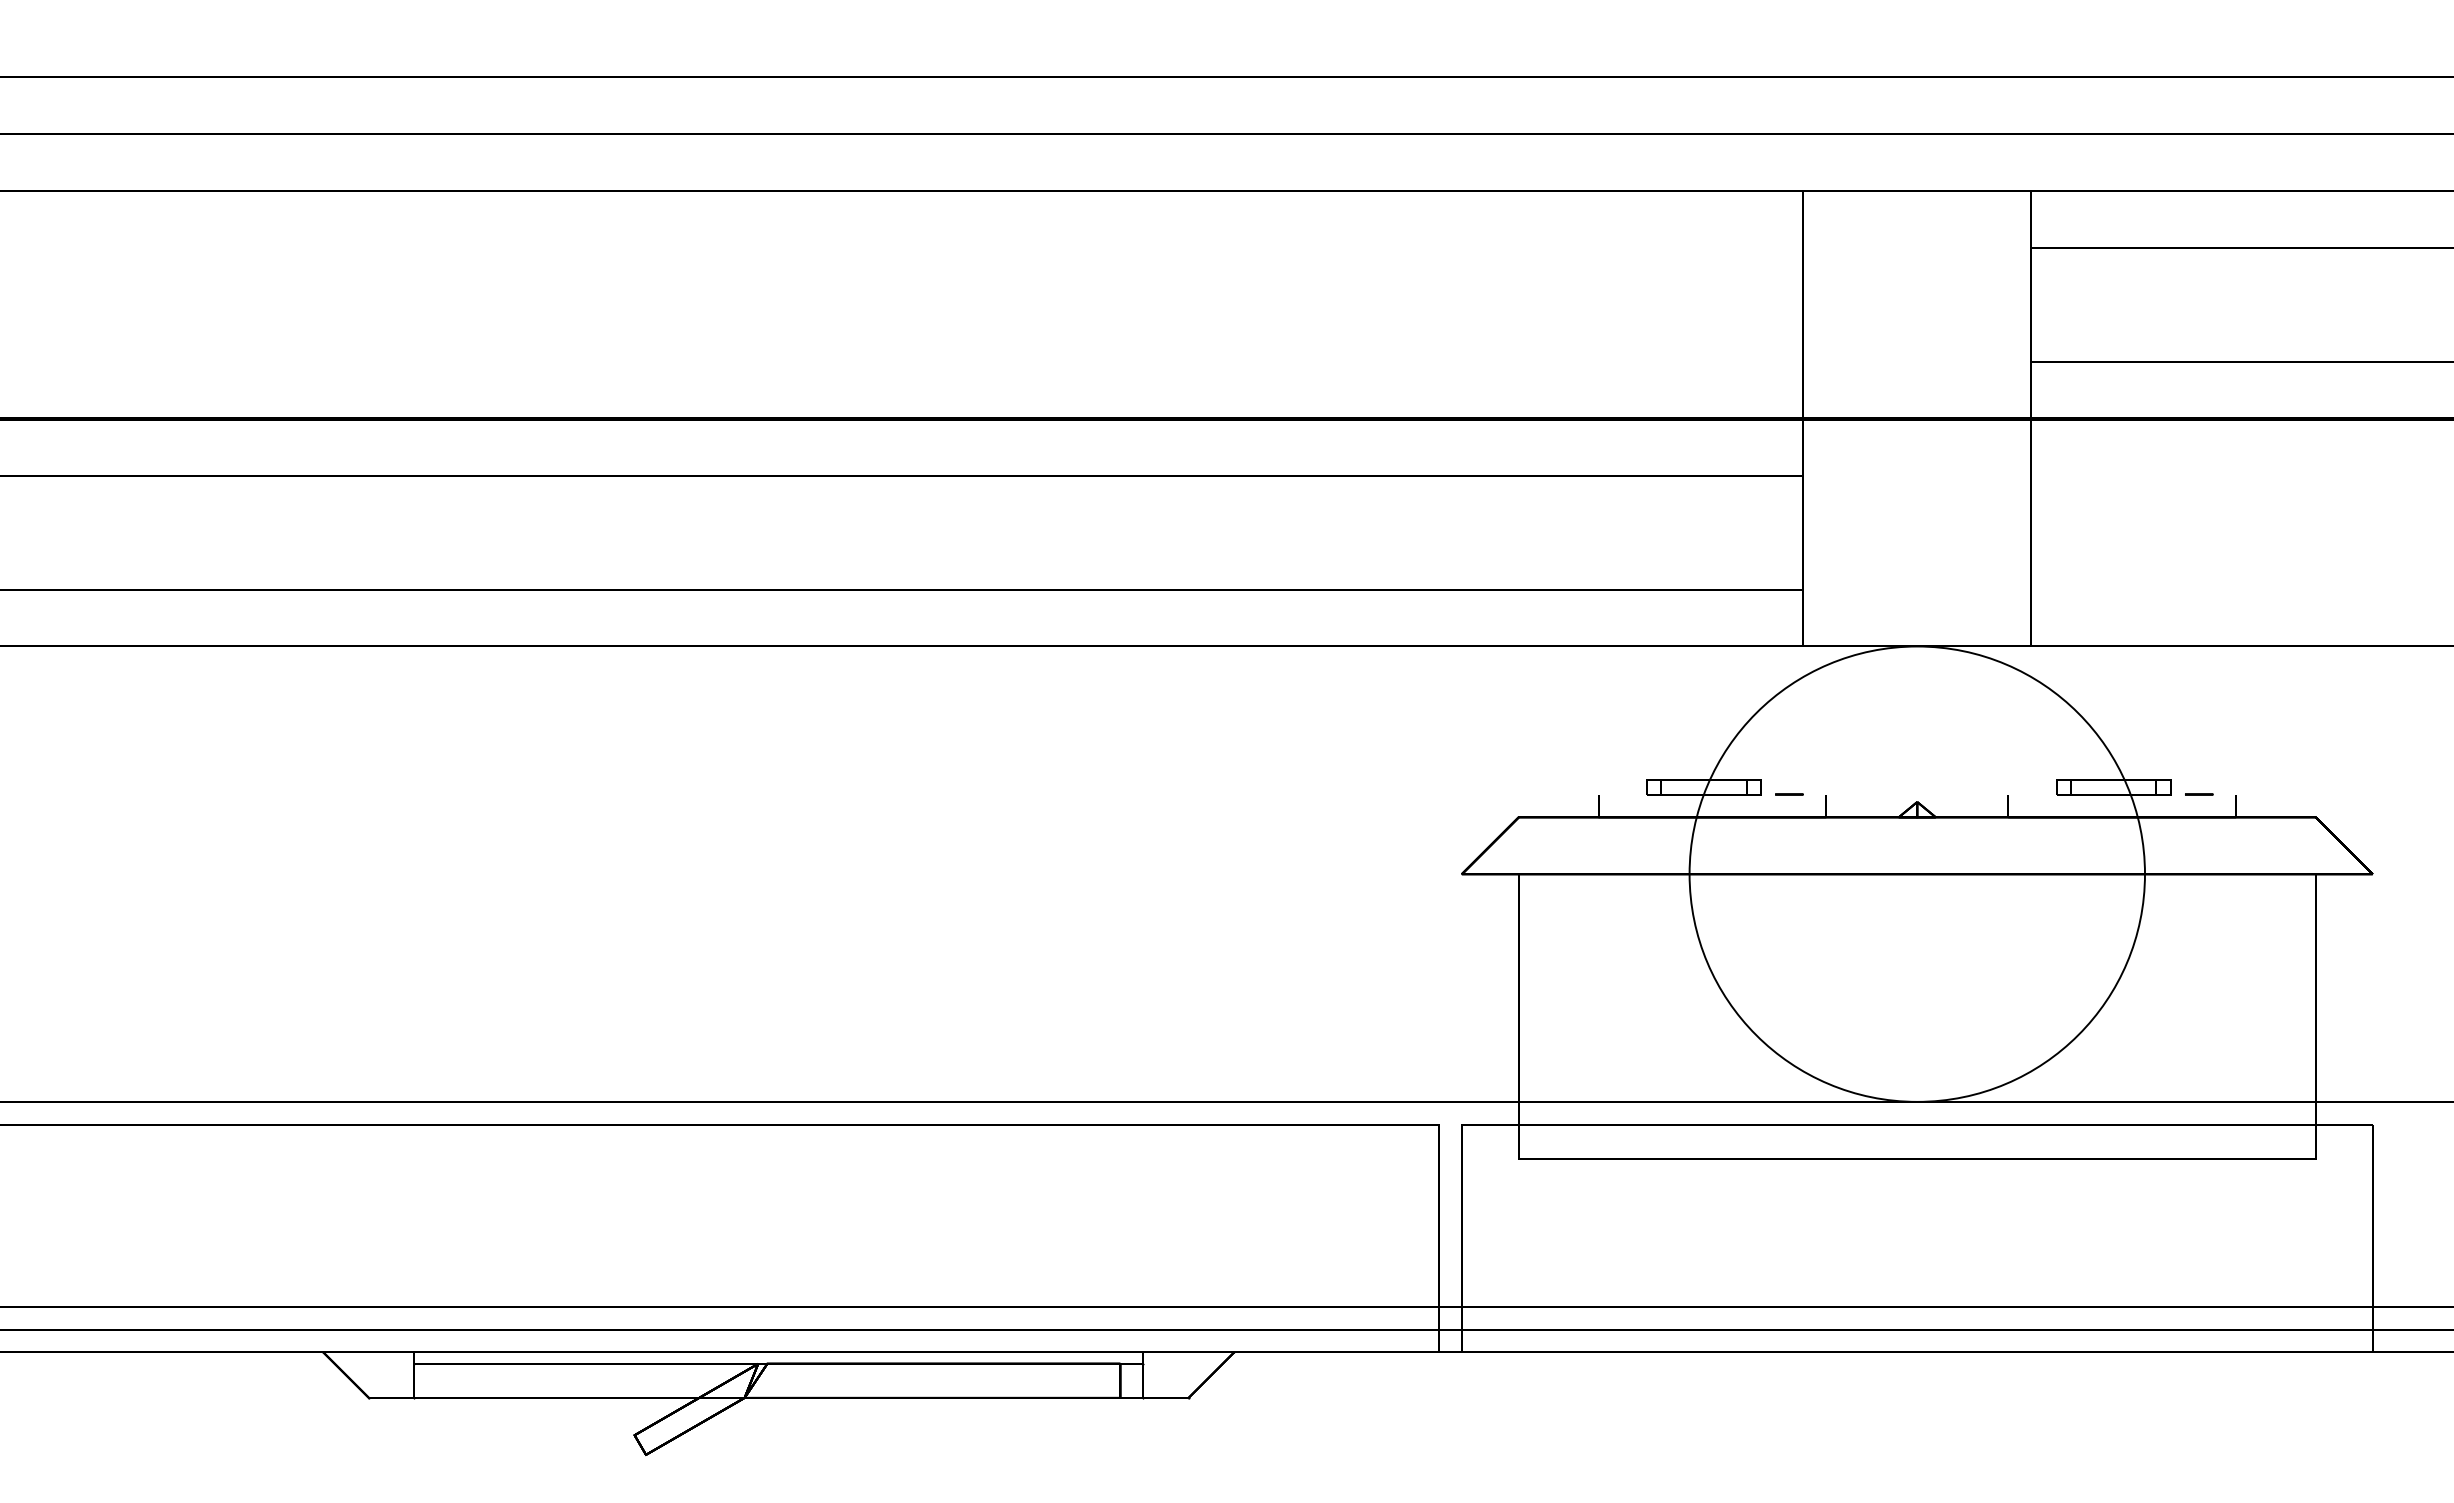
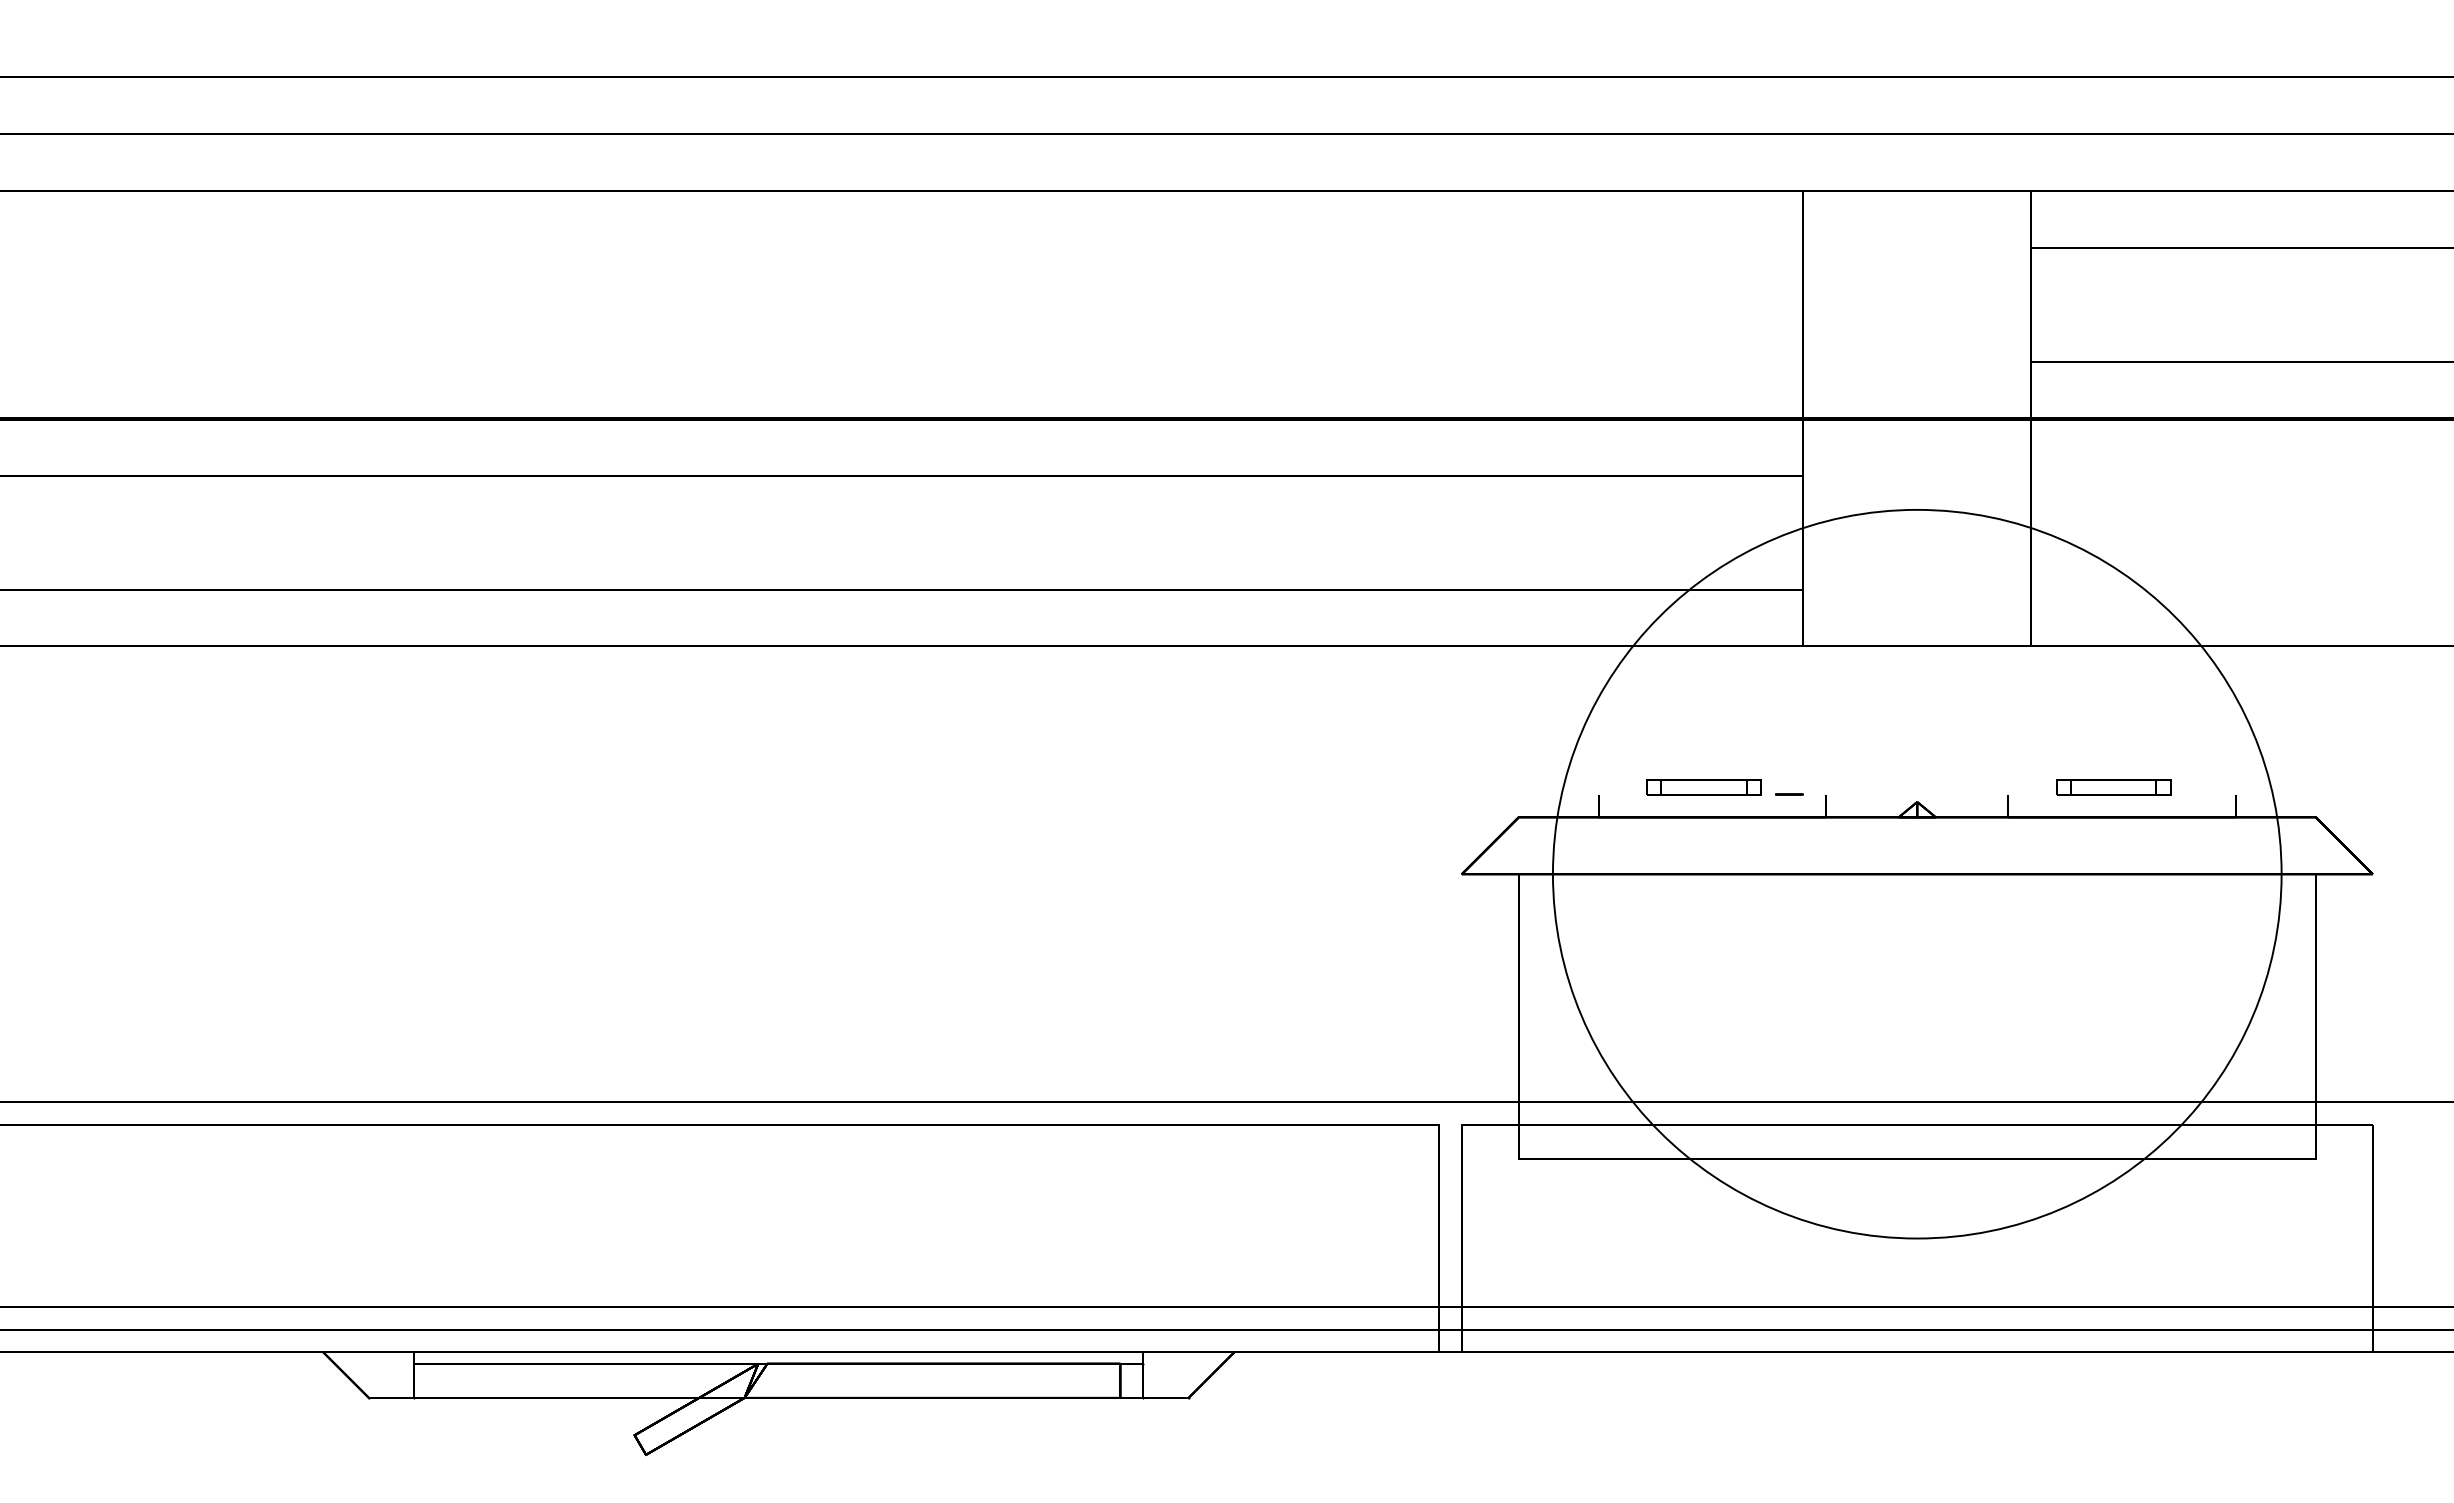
circle: present -> none (2199, 794)
circle diameter: 455 px -> 729 px (1916, 873)
